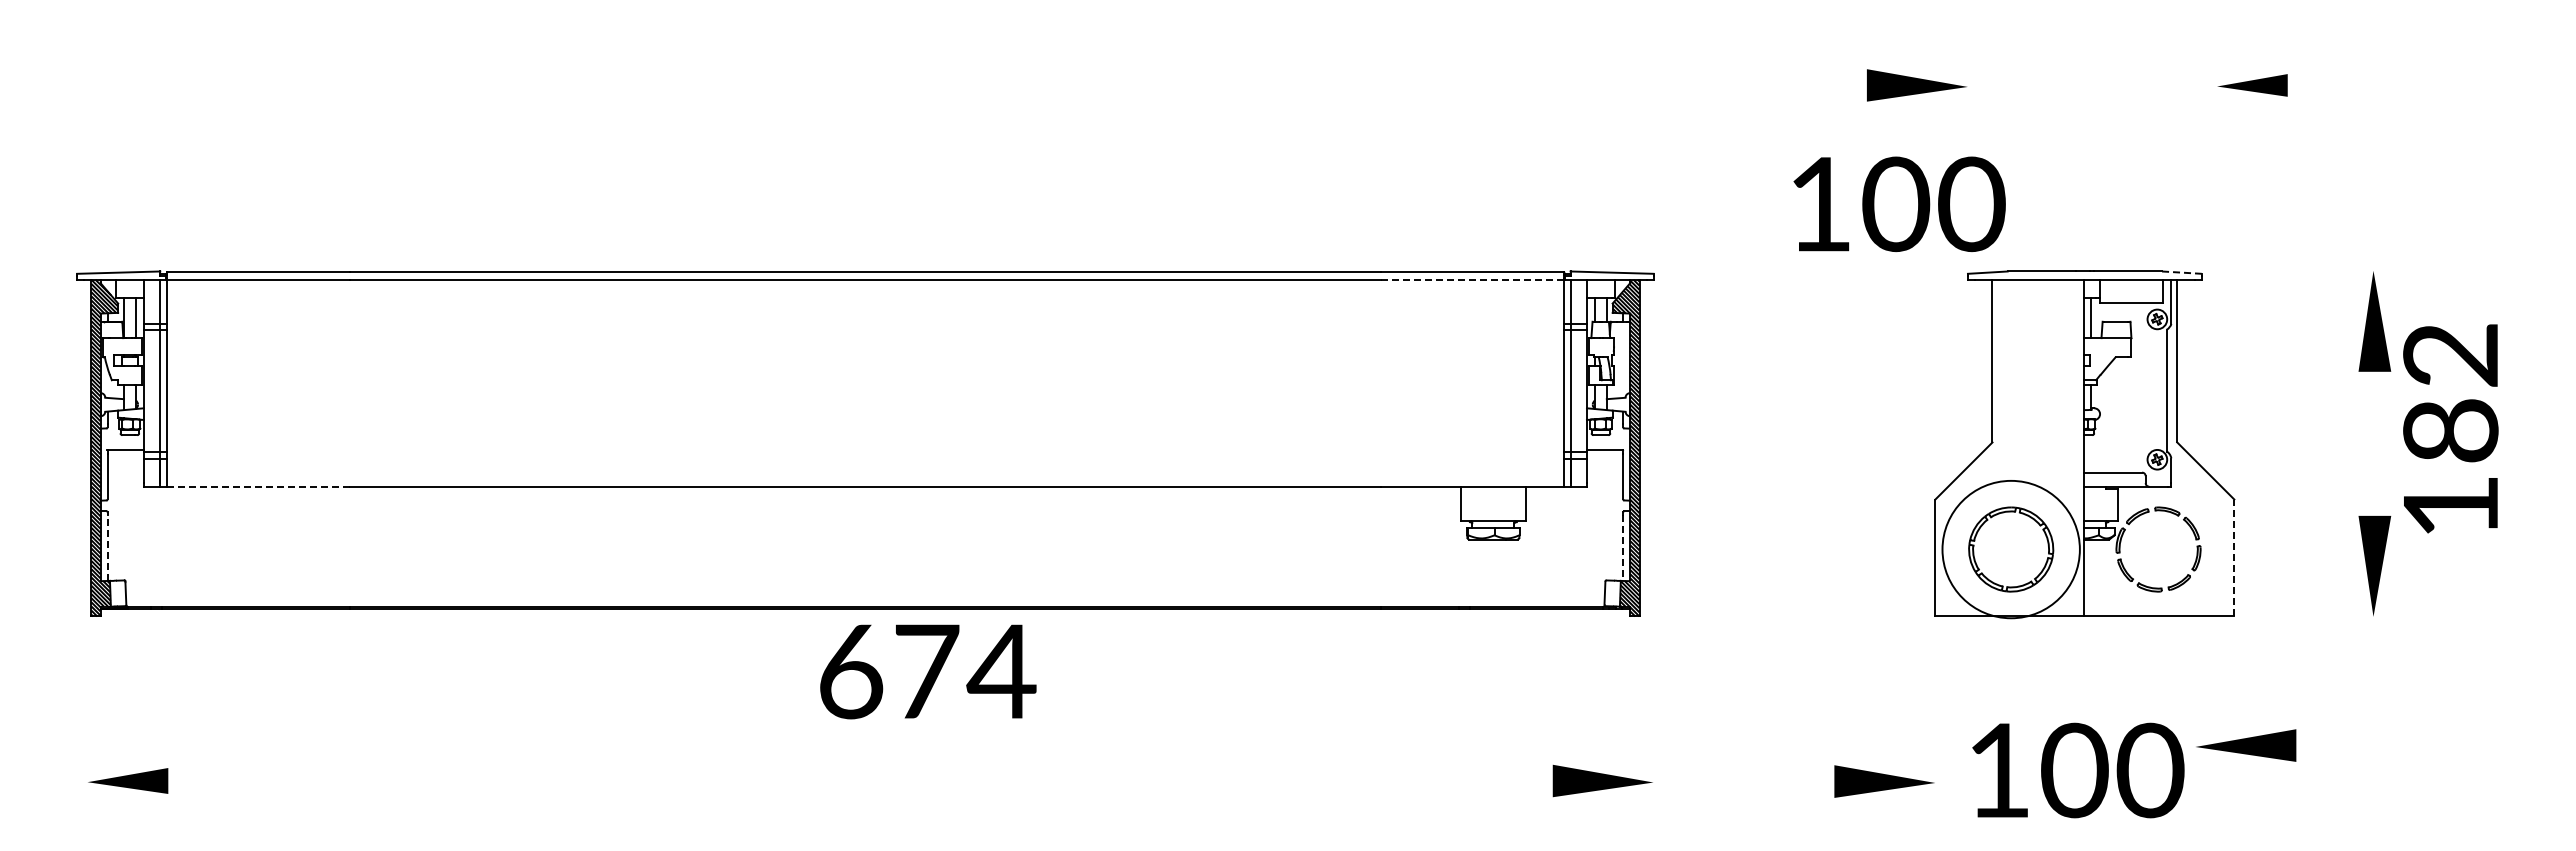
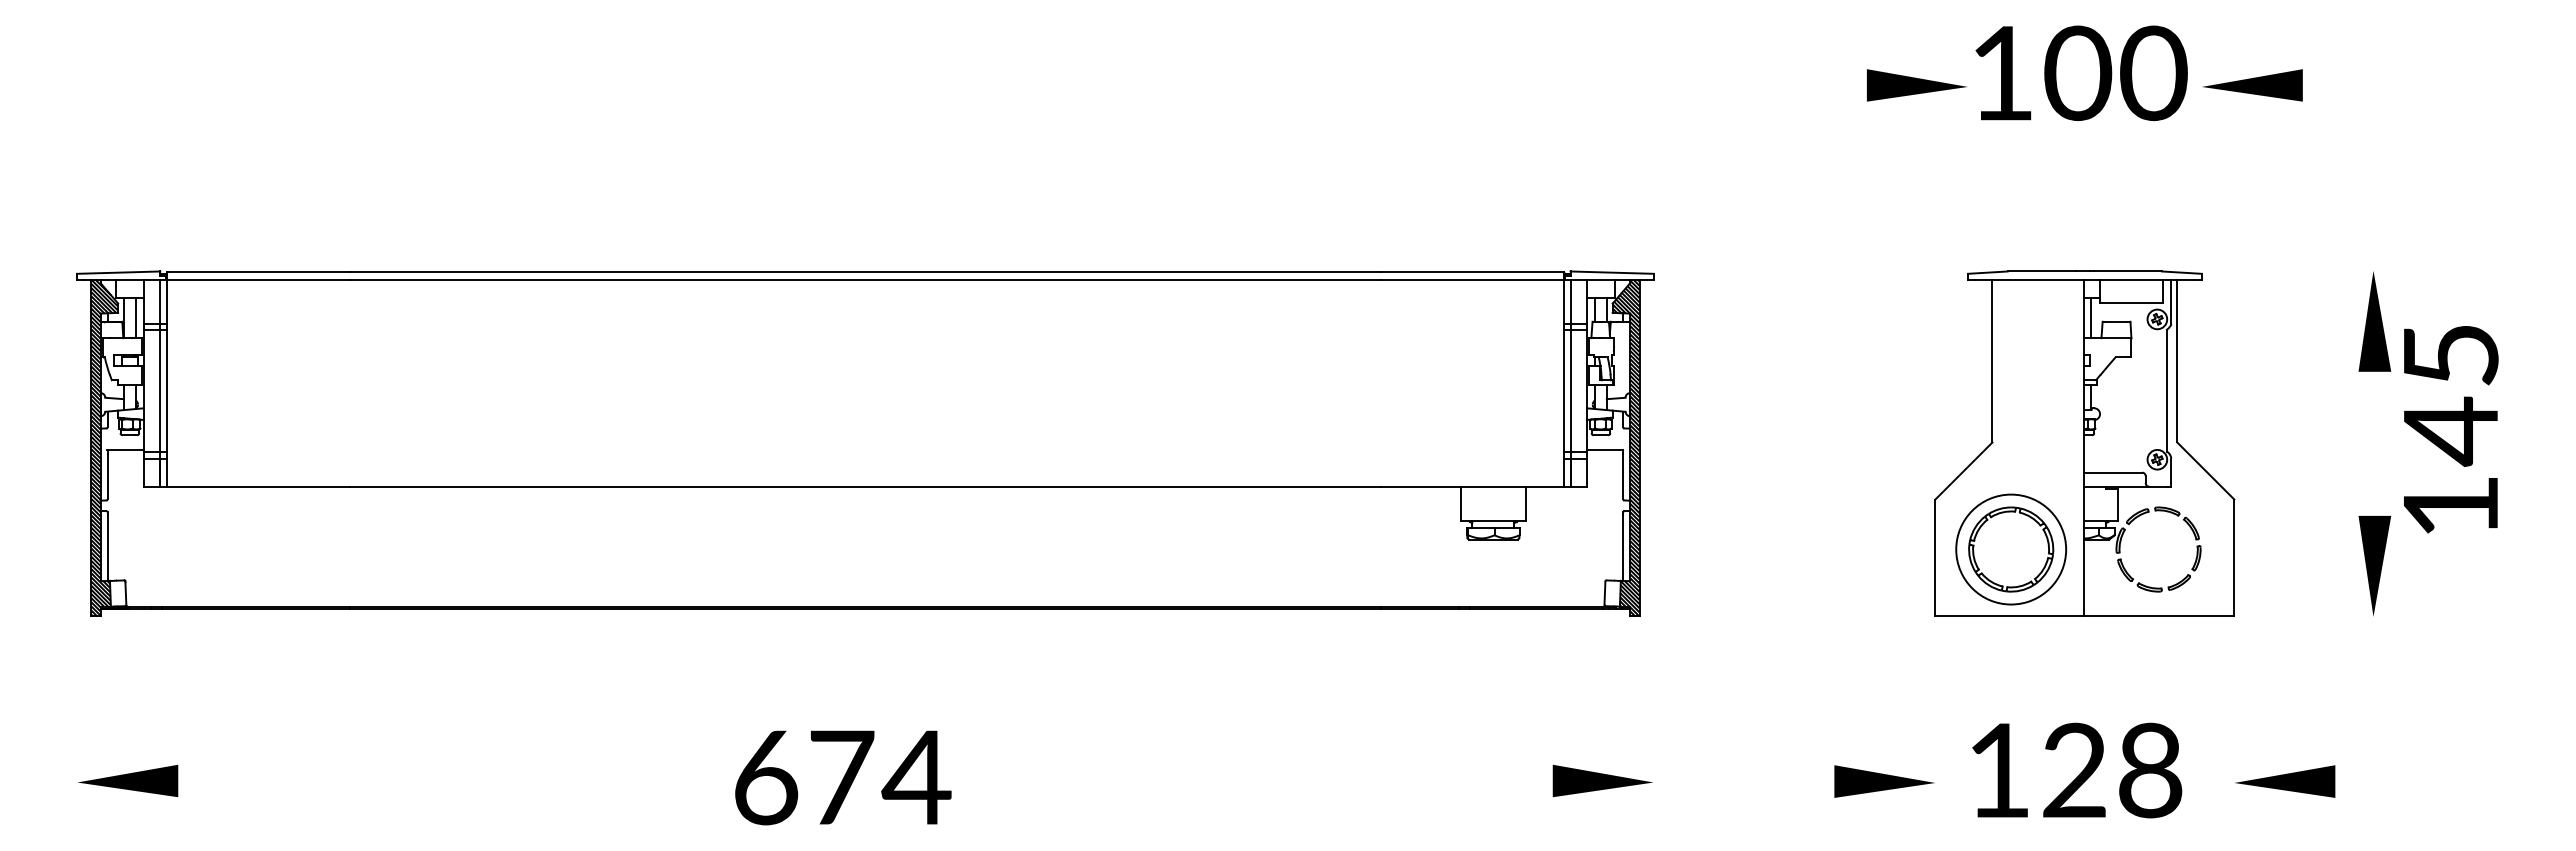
part size: 71x23 px -> 101x33 px (2252, 85)
text position: (1899, 203) -> (2081, 72) (2081, 72)
line: dashed -> solid (2181, 272)
line: dashed -> solid (1472, 279)
text: 182 -> 145 (2450, 395)
line: dashed -> solid (258, 487)
line: dashed -> solid (107, 547)
line: dashed -> solid (1623, 548)
circle diameter: 137 px -> 110 px (2011, 549)
line: dashed -> solid (2234, 557)
text position: (928, 671) -> (843, 777) (843, 777)
part position: (2246, 745) -> (2285, 781) (2285, 781)
text: 100 -> 128 (2112, 770)
part size: 81x26 px -> 101x34 px (128, 780)
